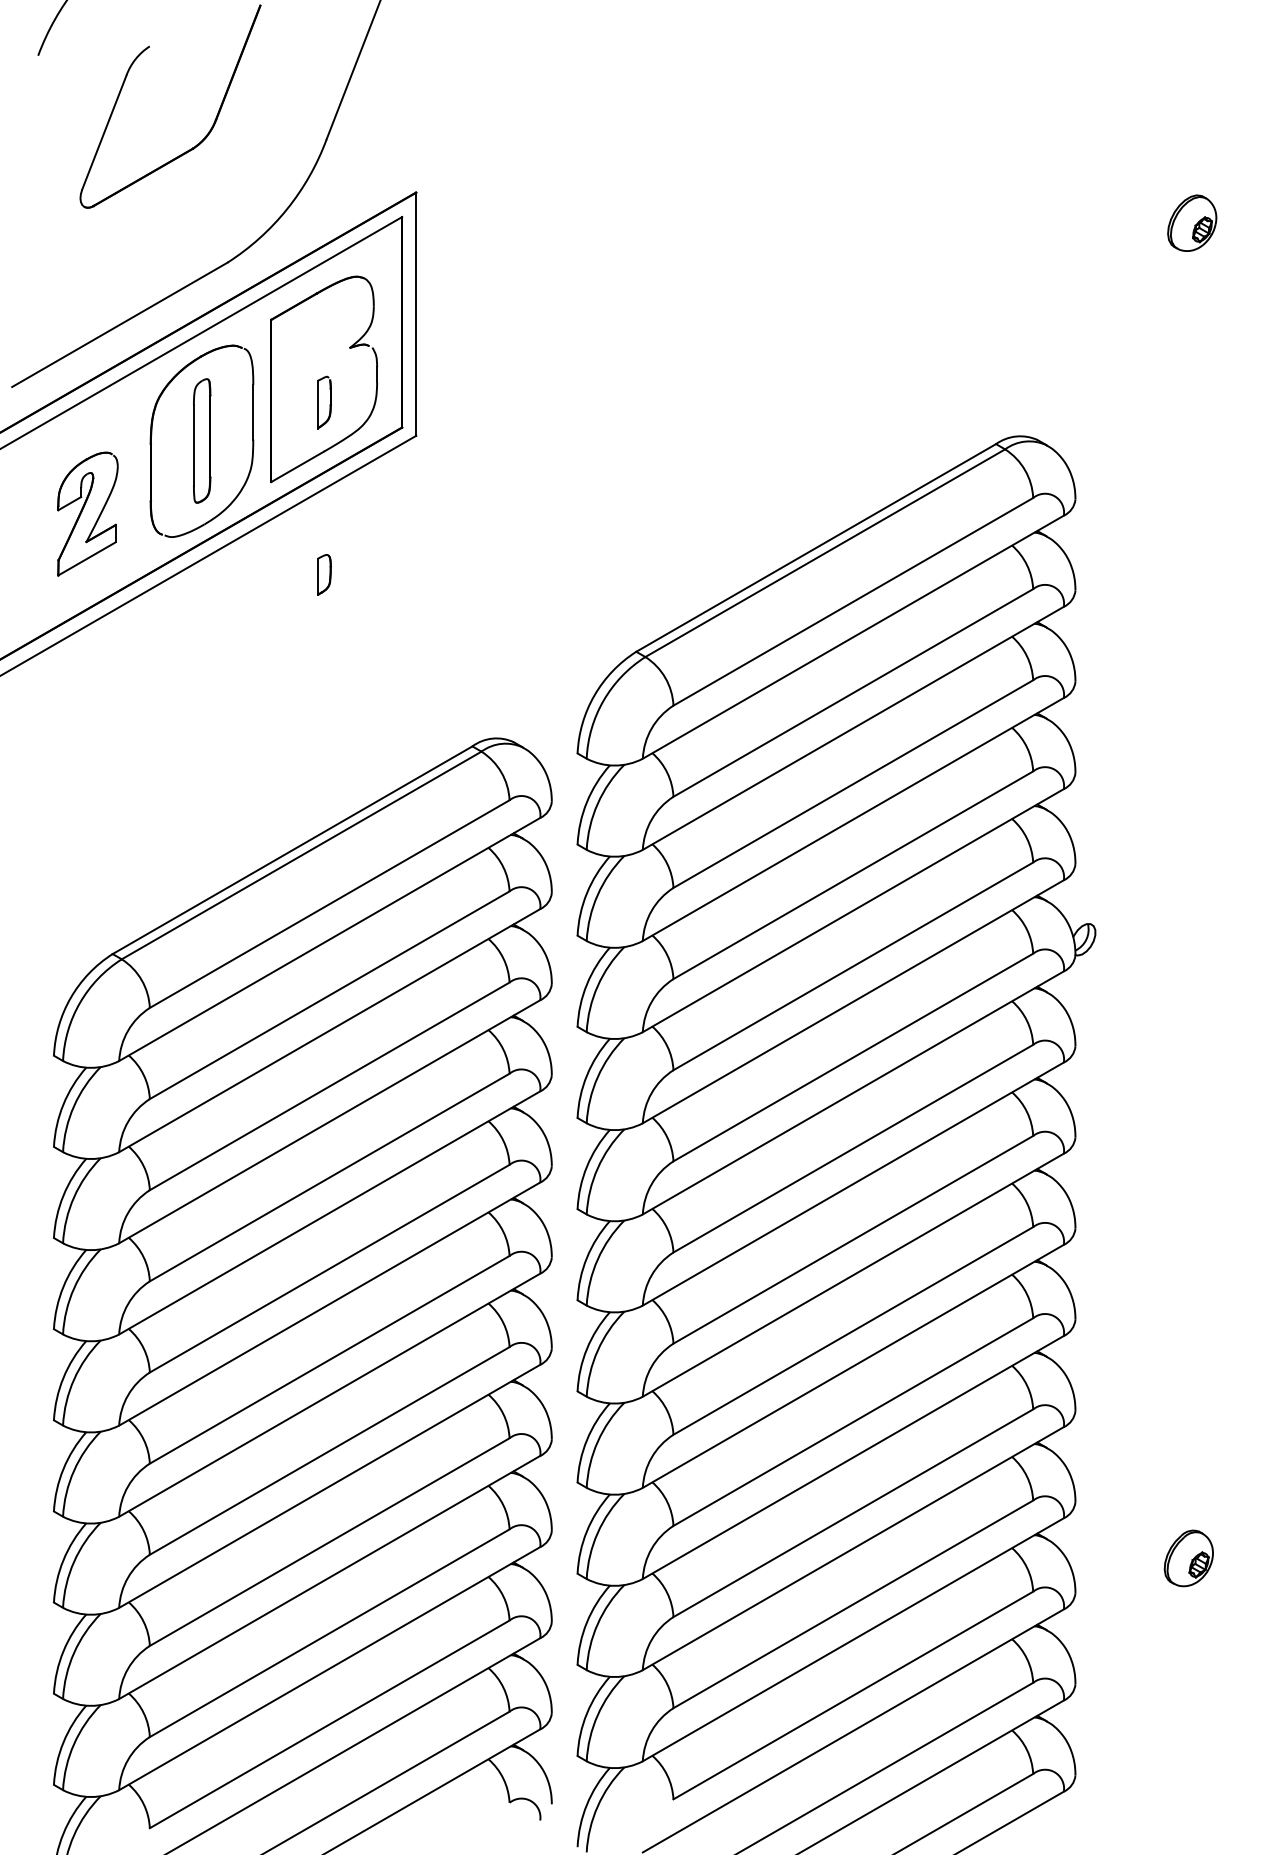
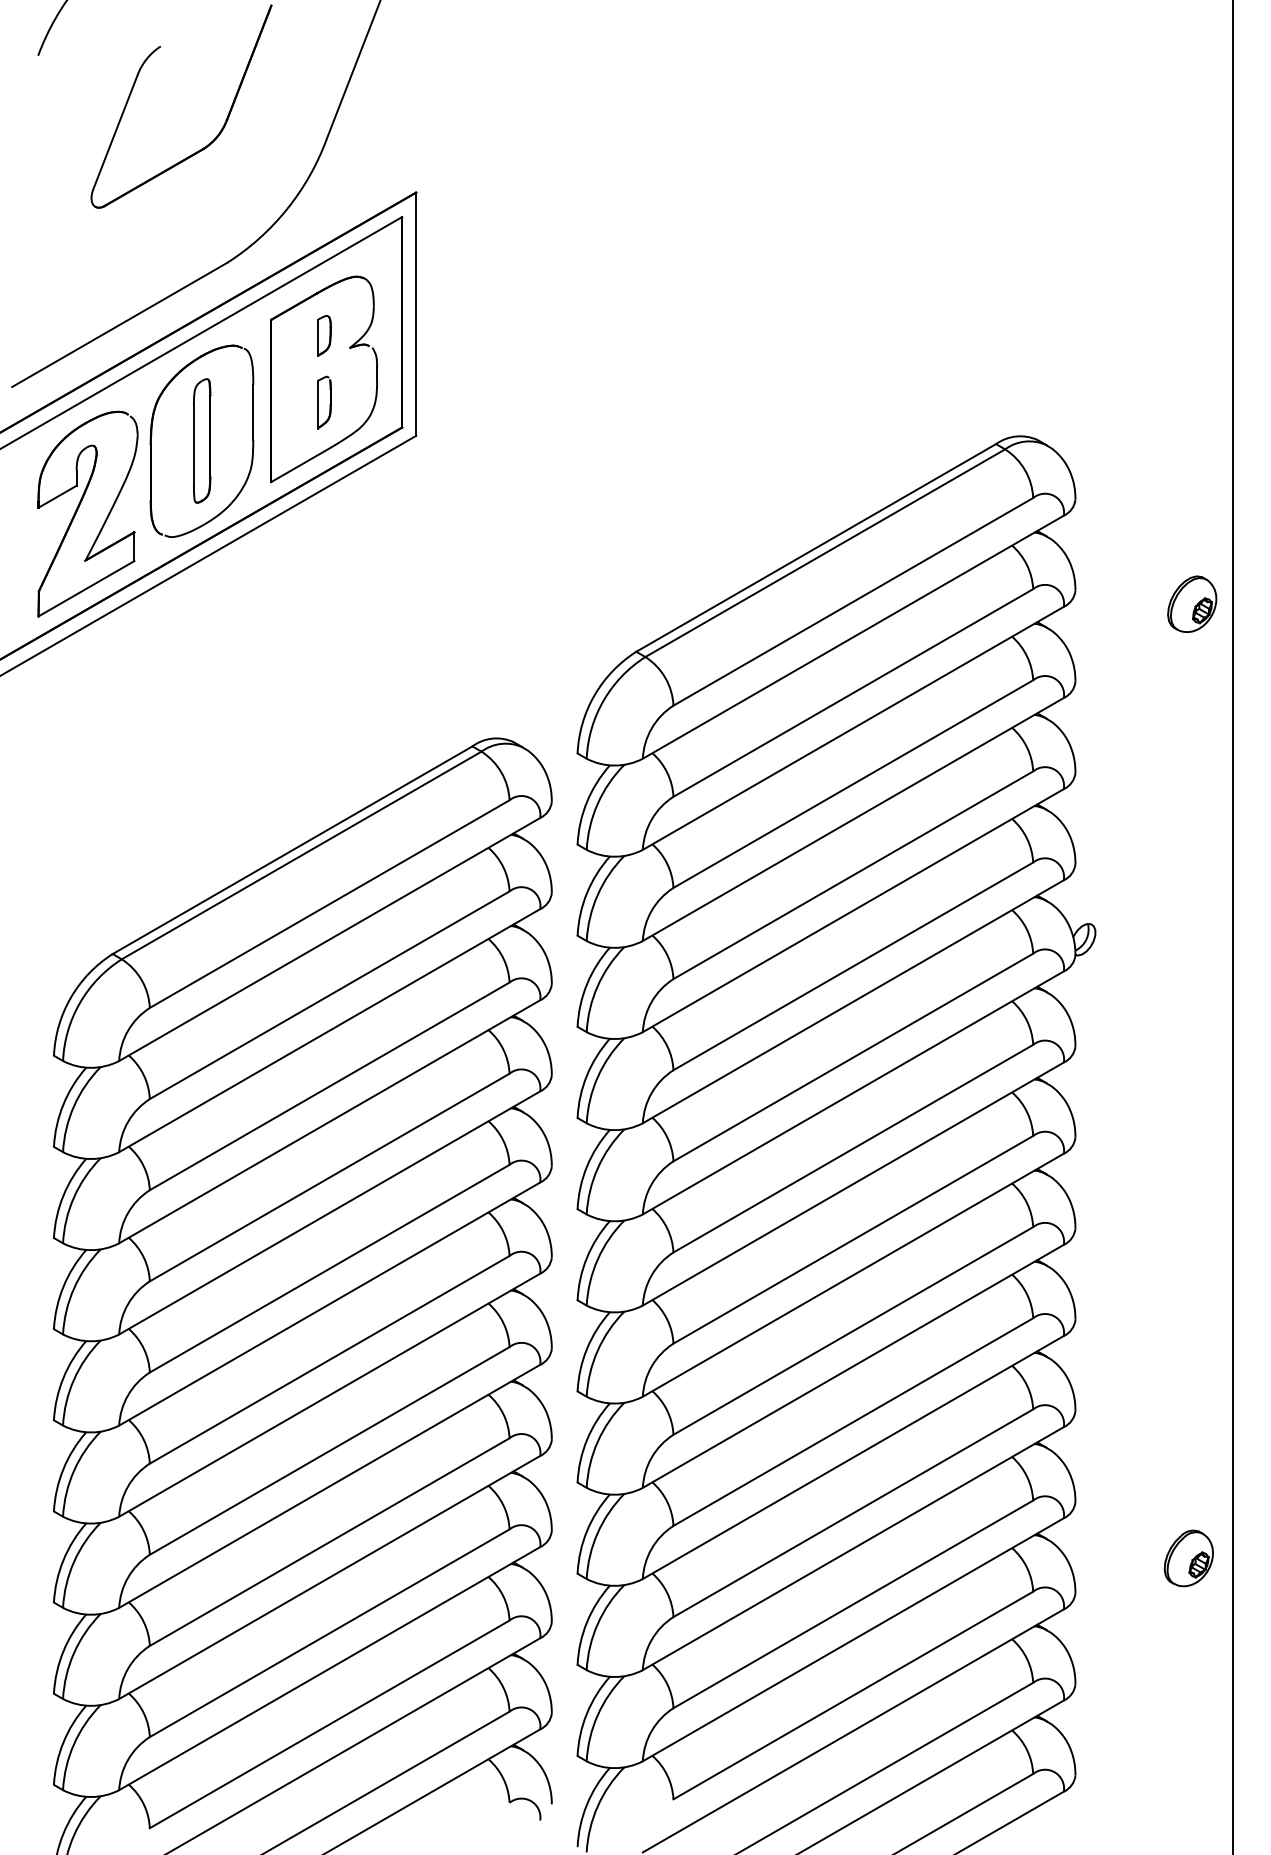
part position: (205, 135) -> (216, 135) (216, 135)
part position: (1192, 222) -> (1192, 603) (1192, 603)
part size: 62x126 px -> 102x208 px (87, 513)
part position: (324, 574) -> (324, 335) (324, 335)
line: none -> present (1232, 926)
